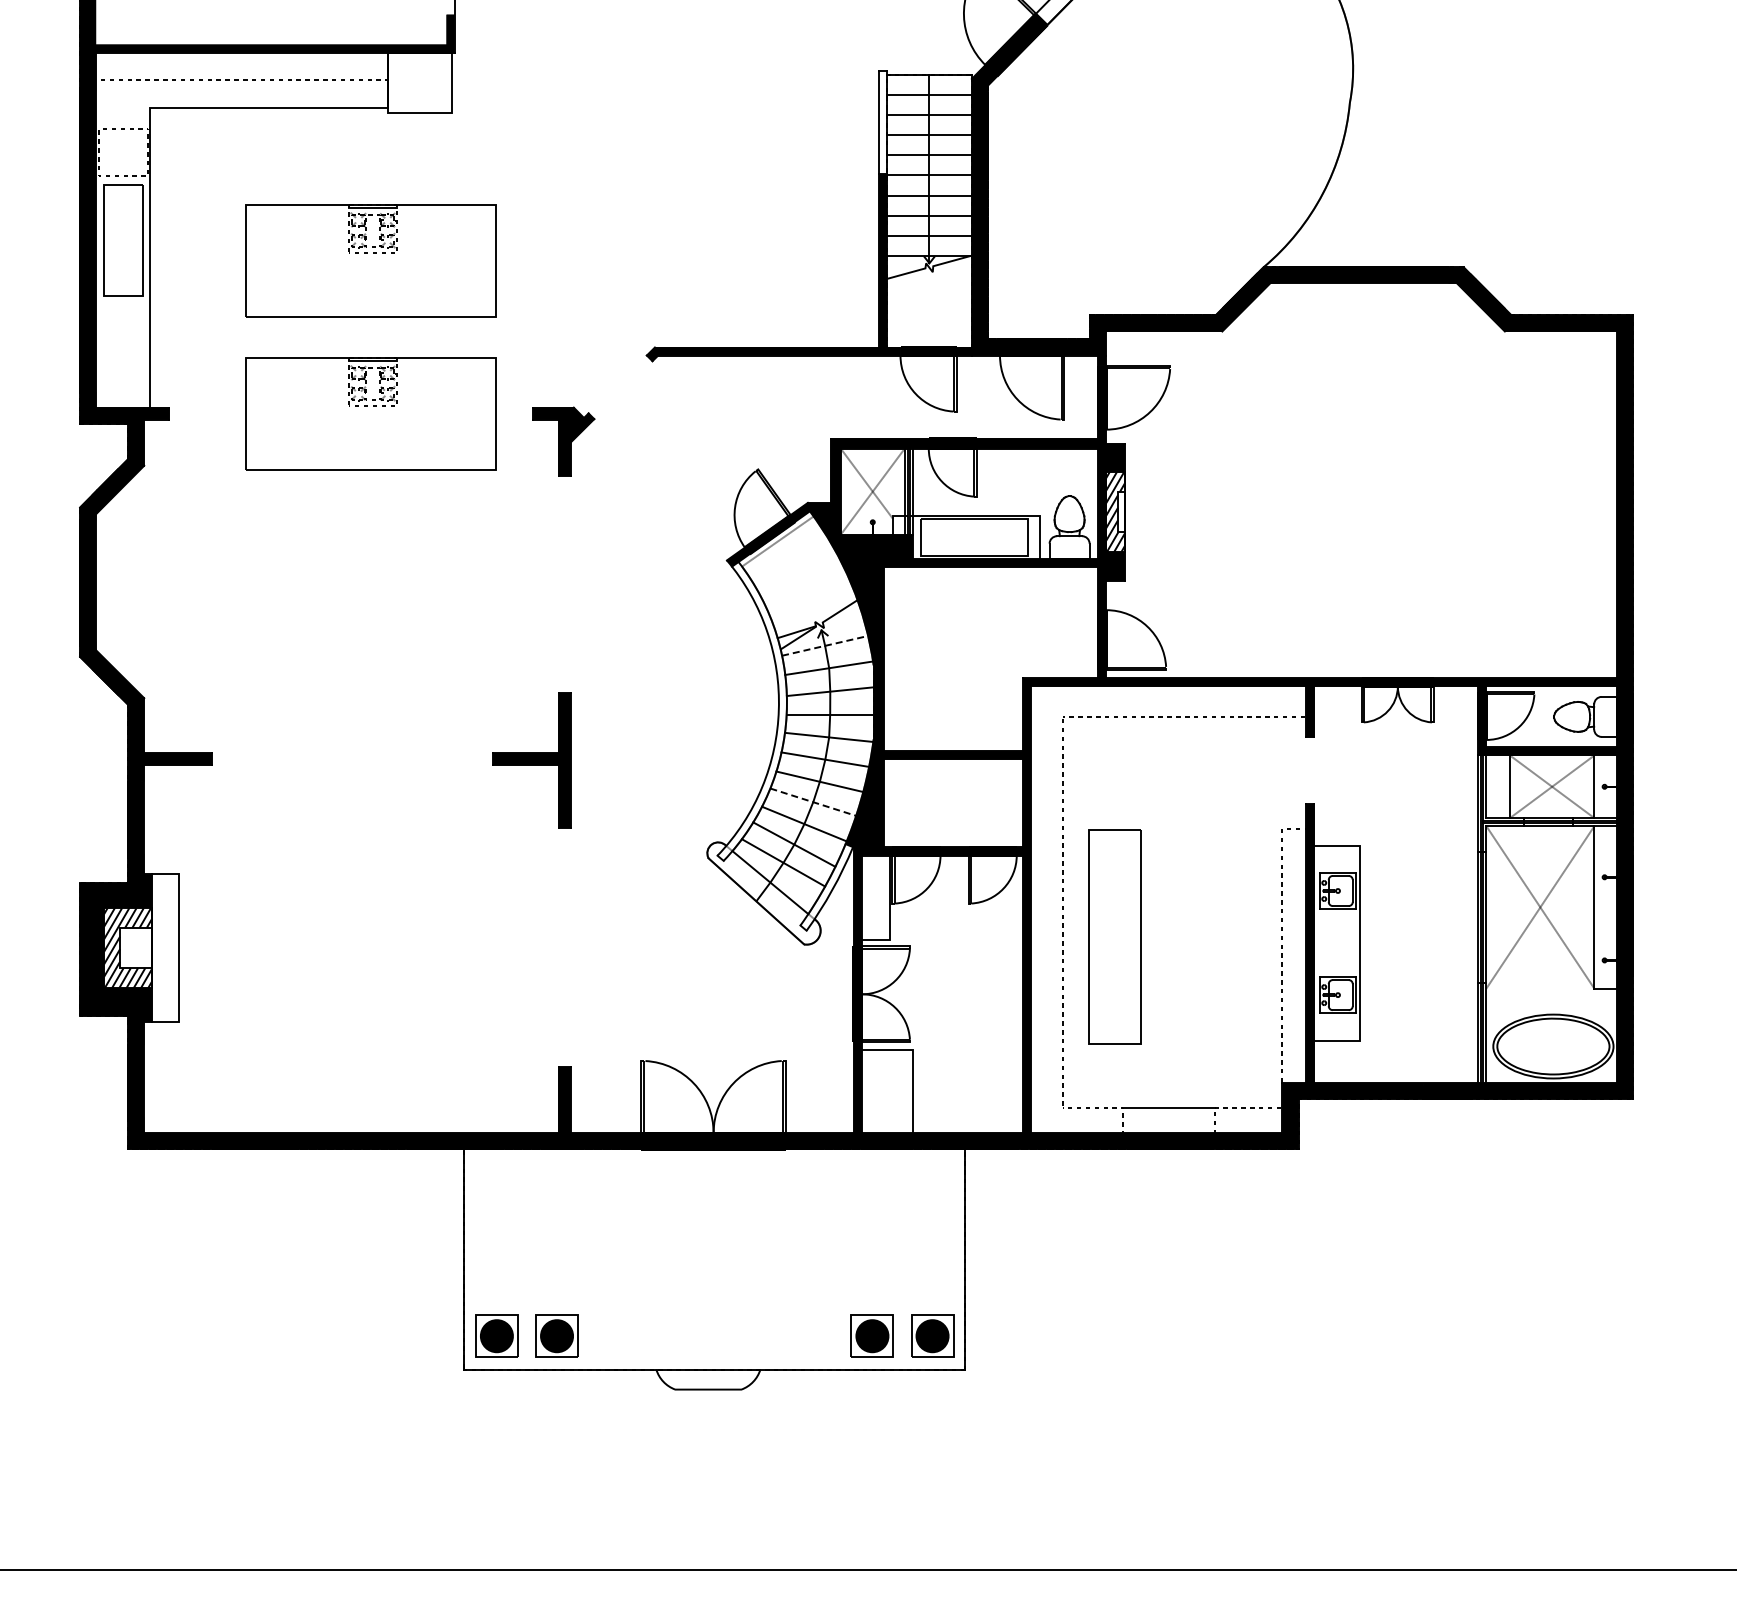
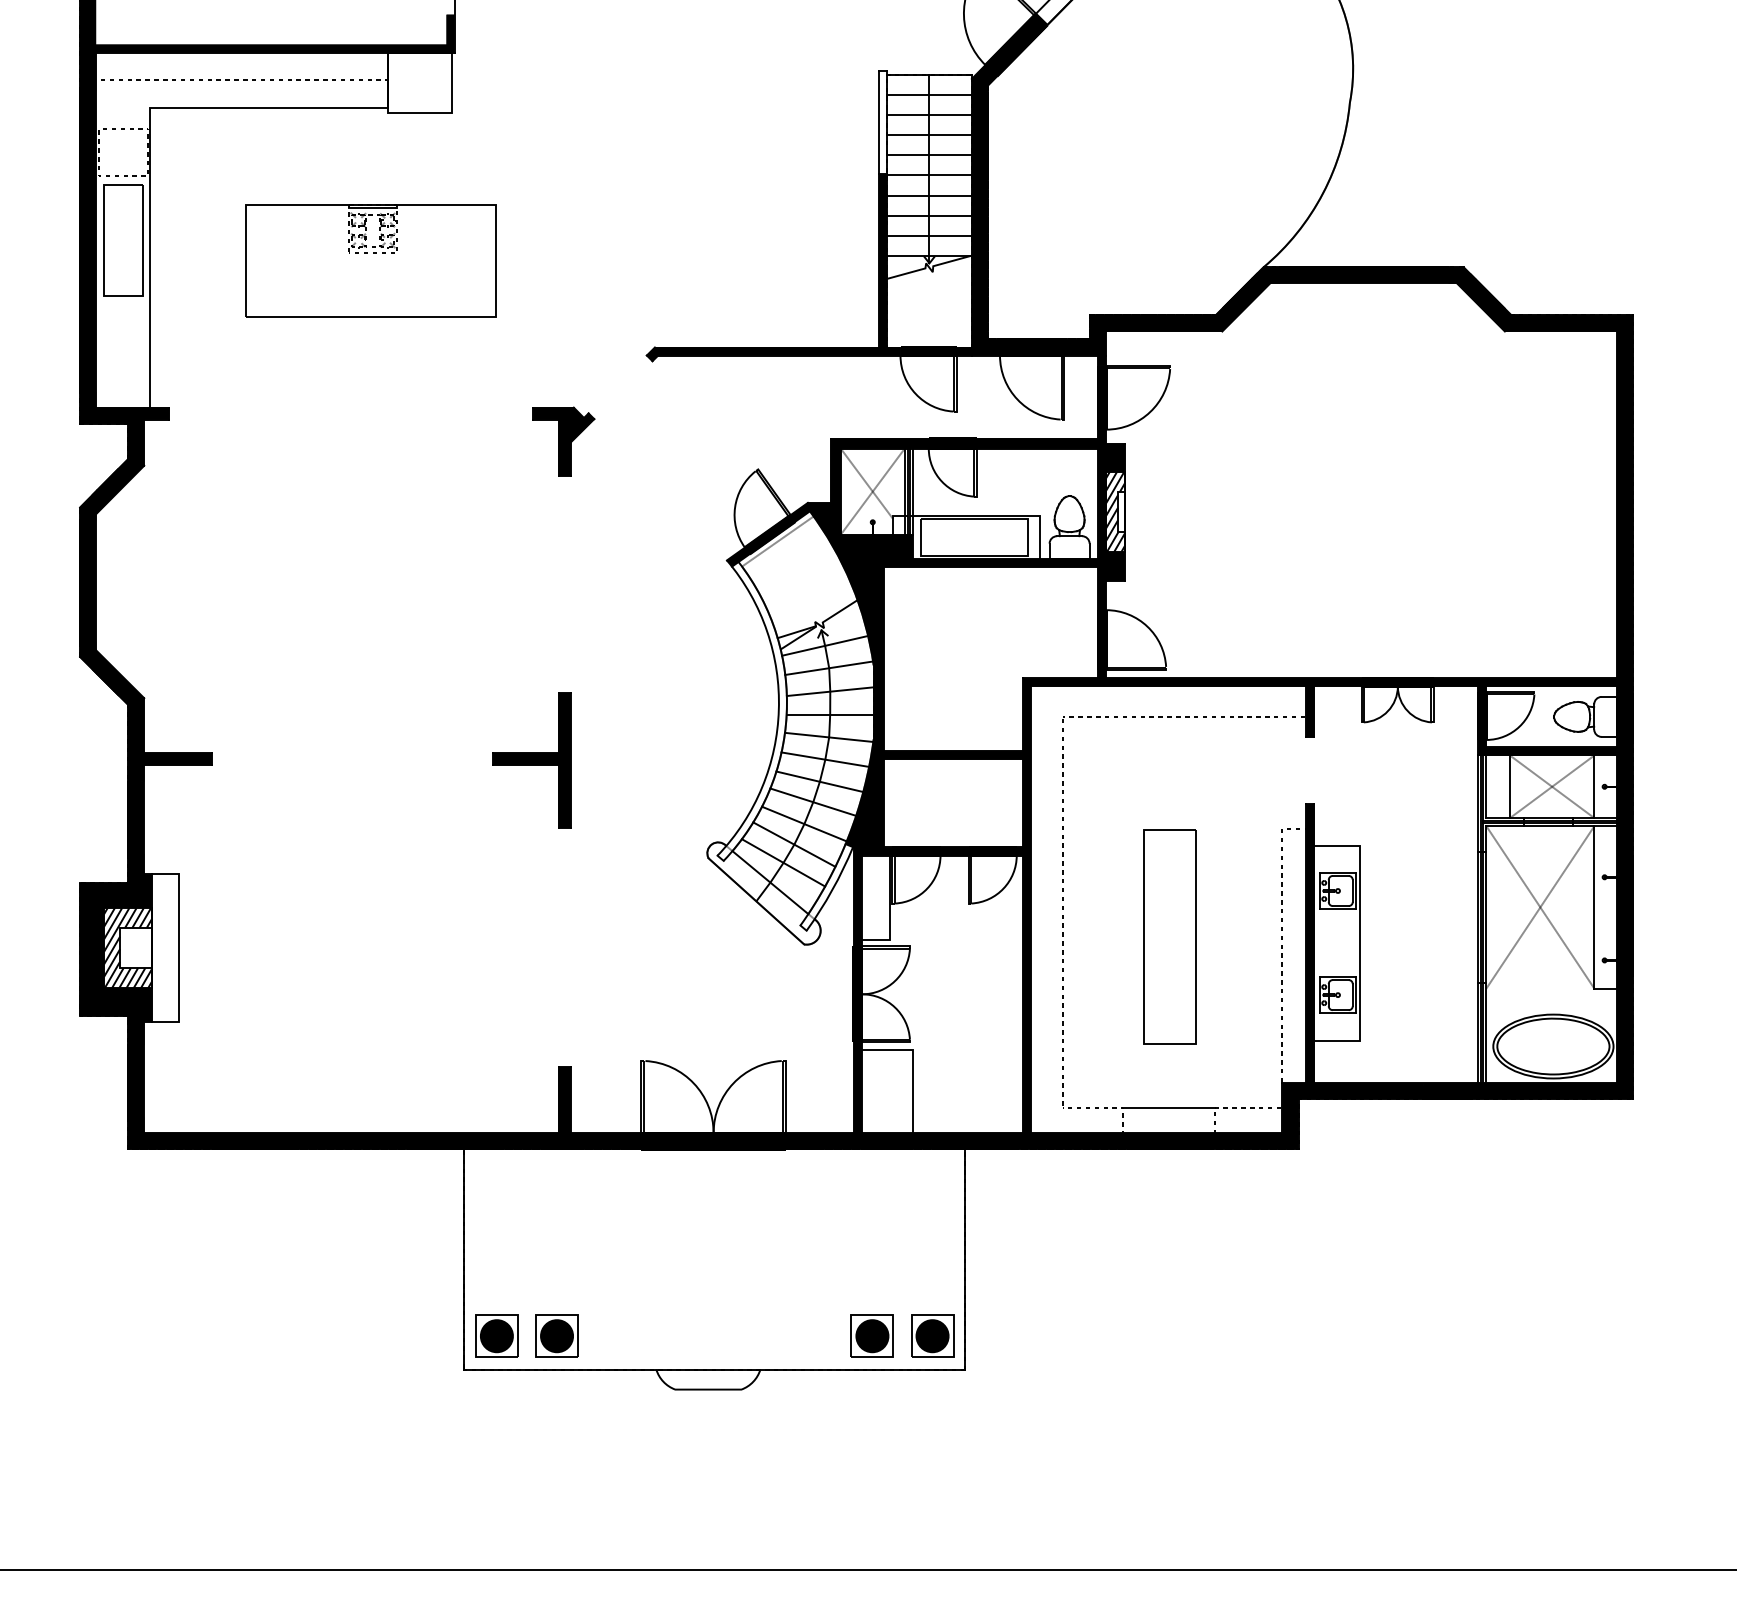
part: present -> none (370, 413)
line: dashed -> solid (825, 645)
line: dashed -> solid (813, 802)
part position: (1114, 936) -> (1169, 936) (1169, 936)
